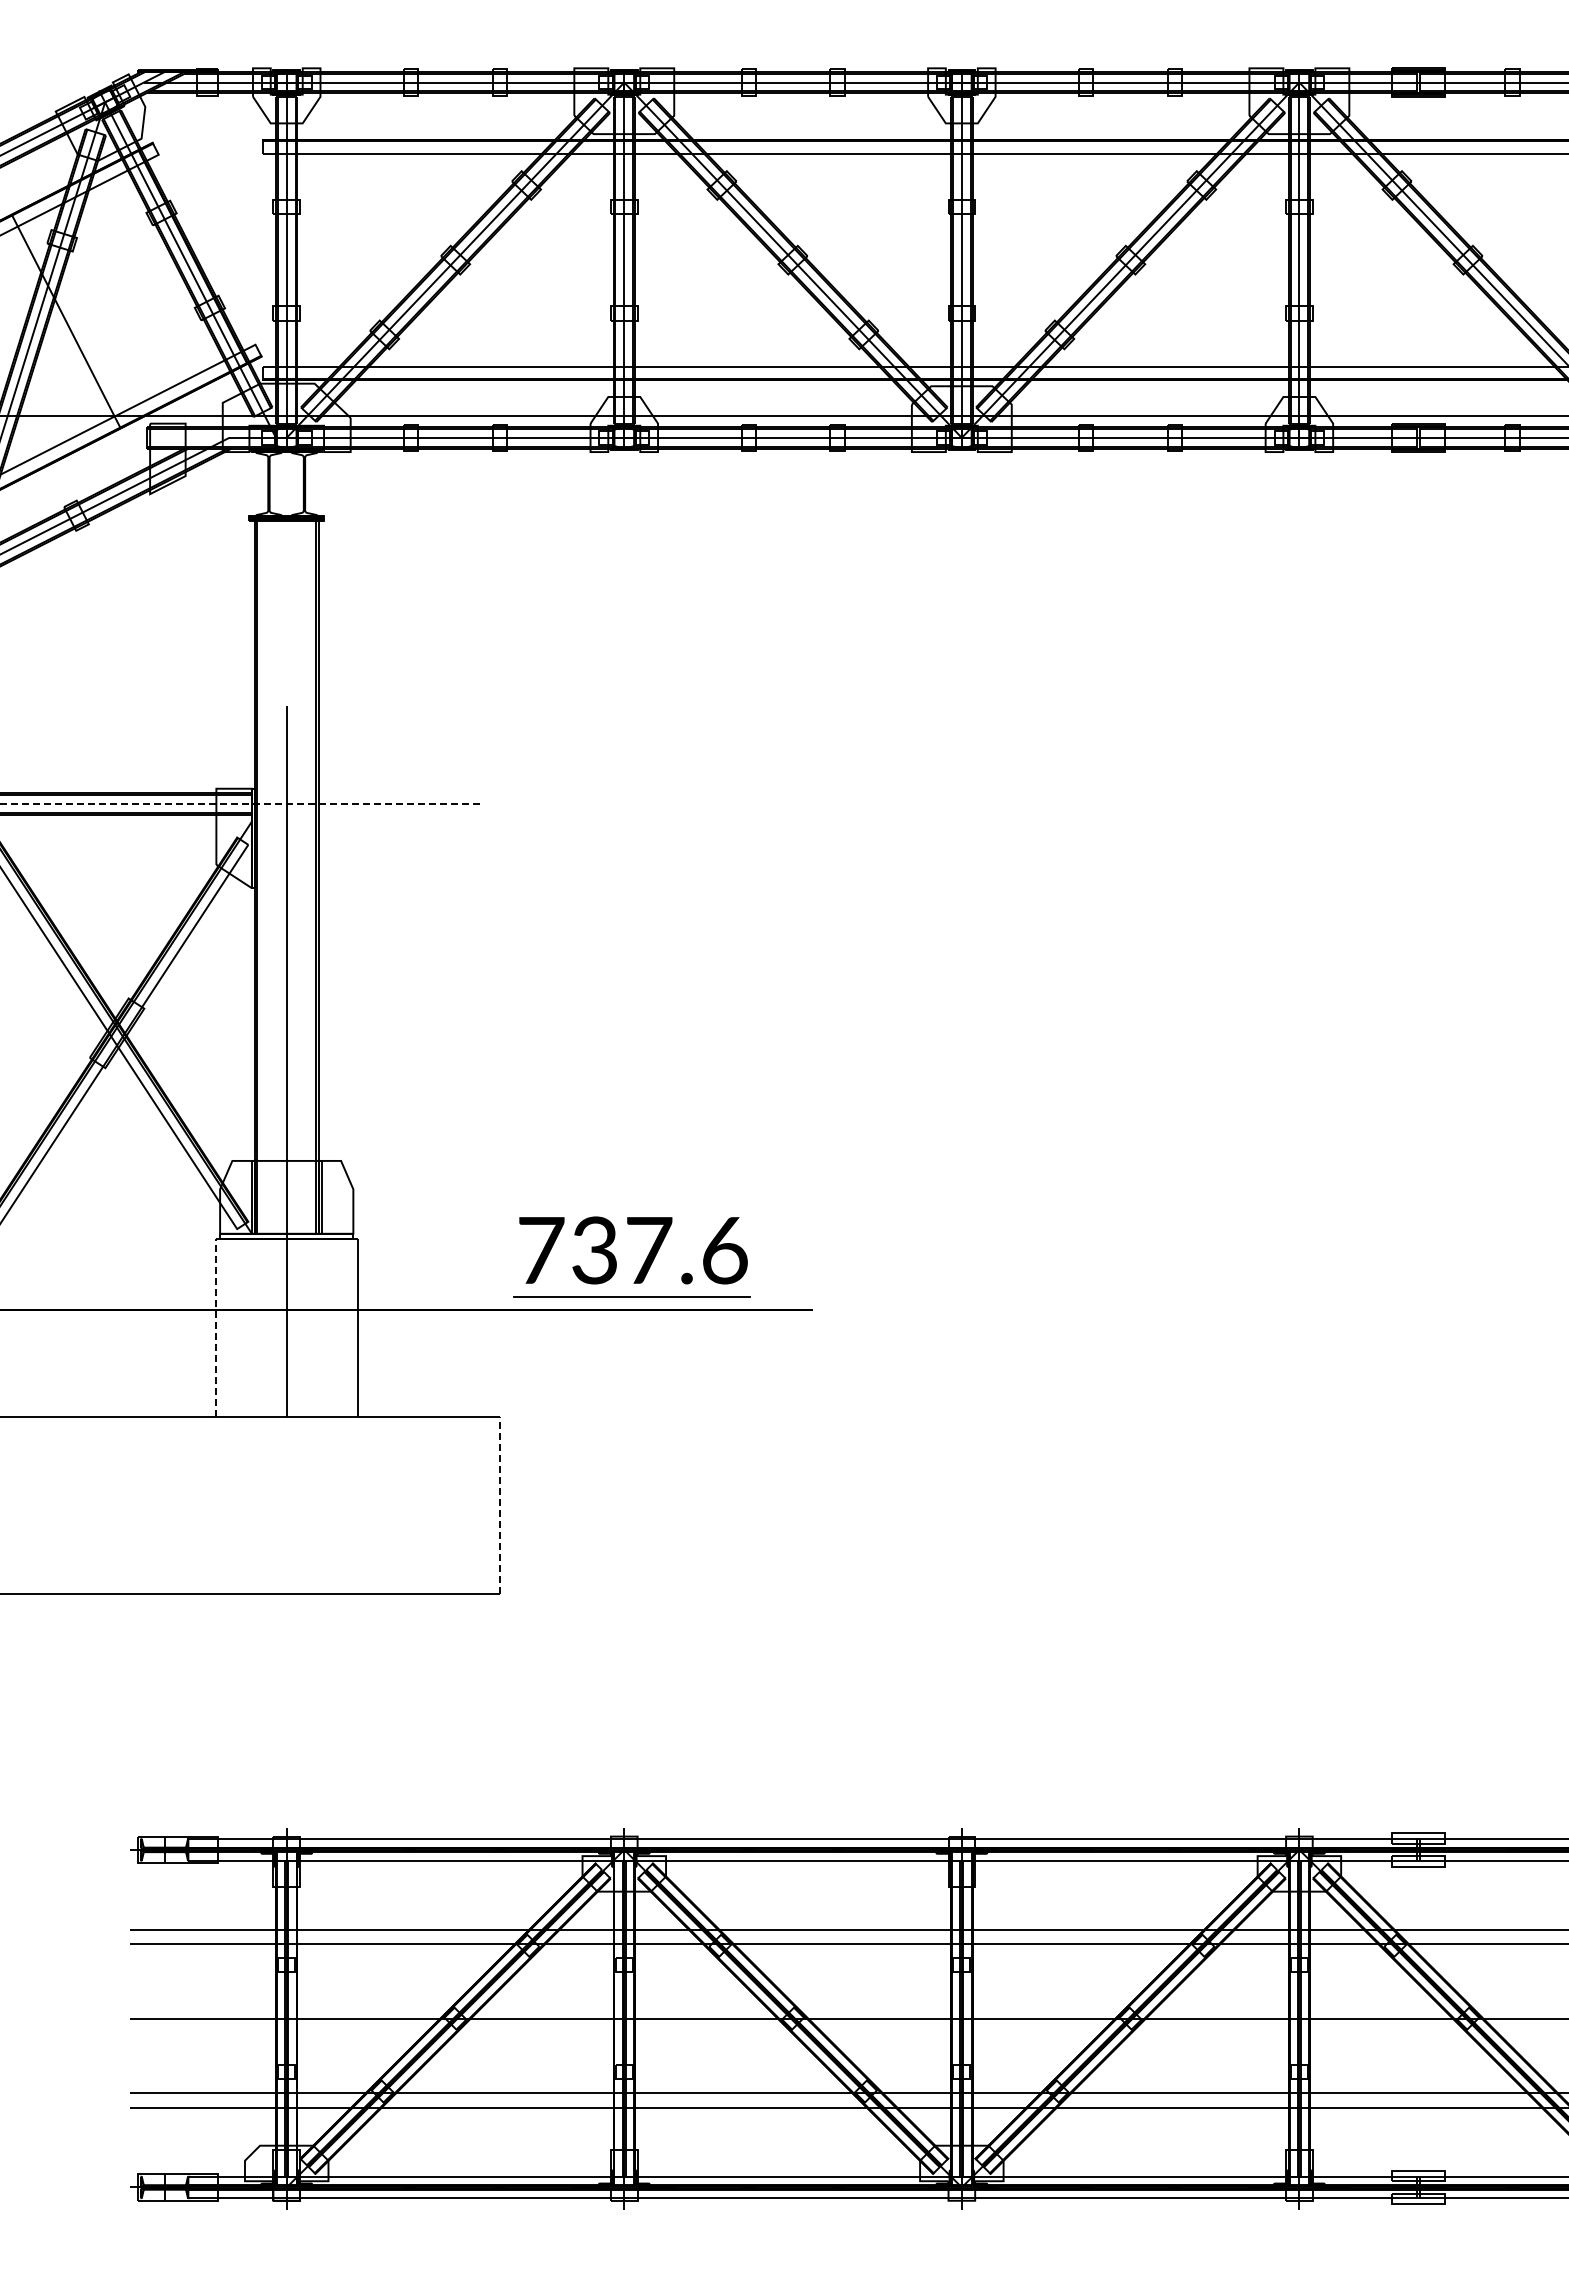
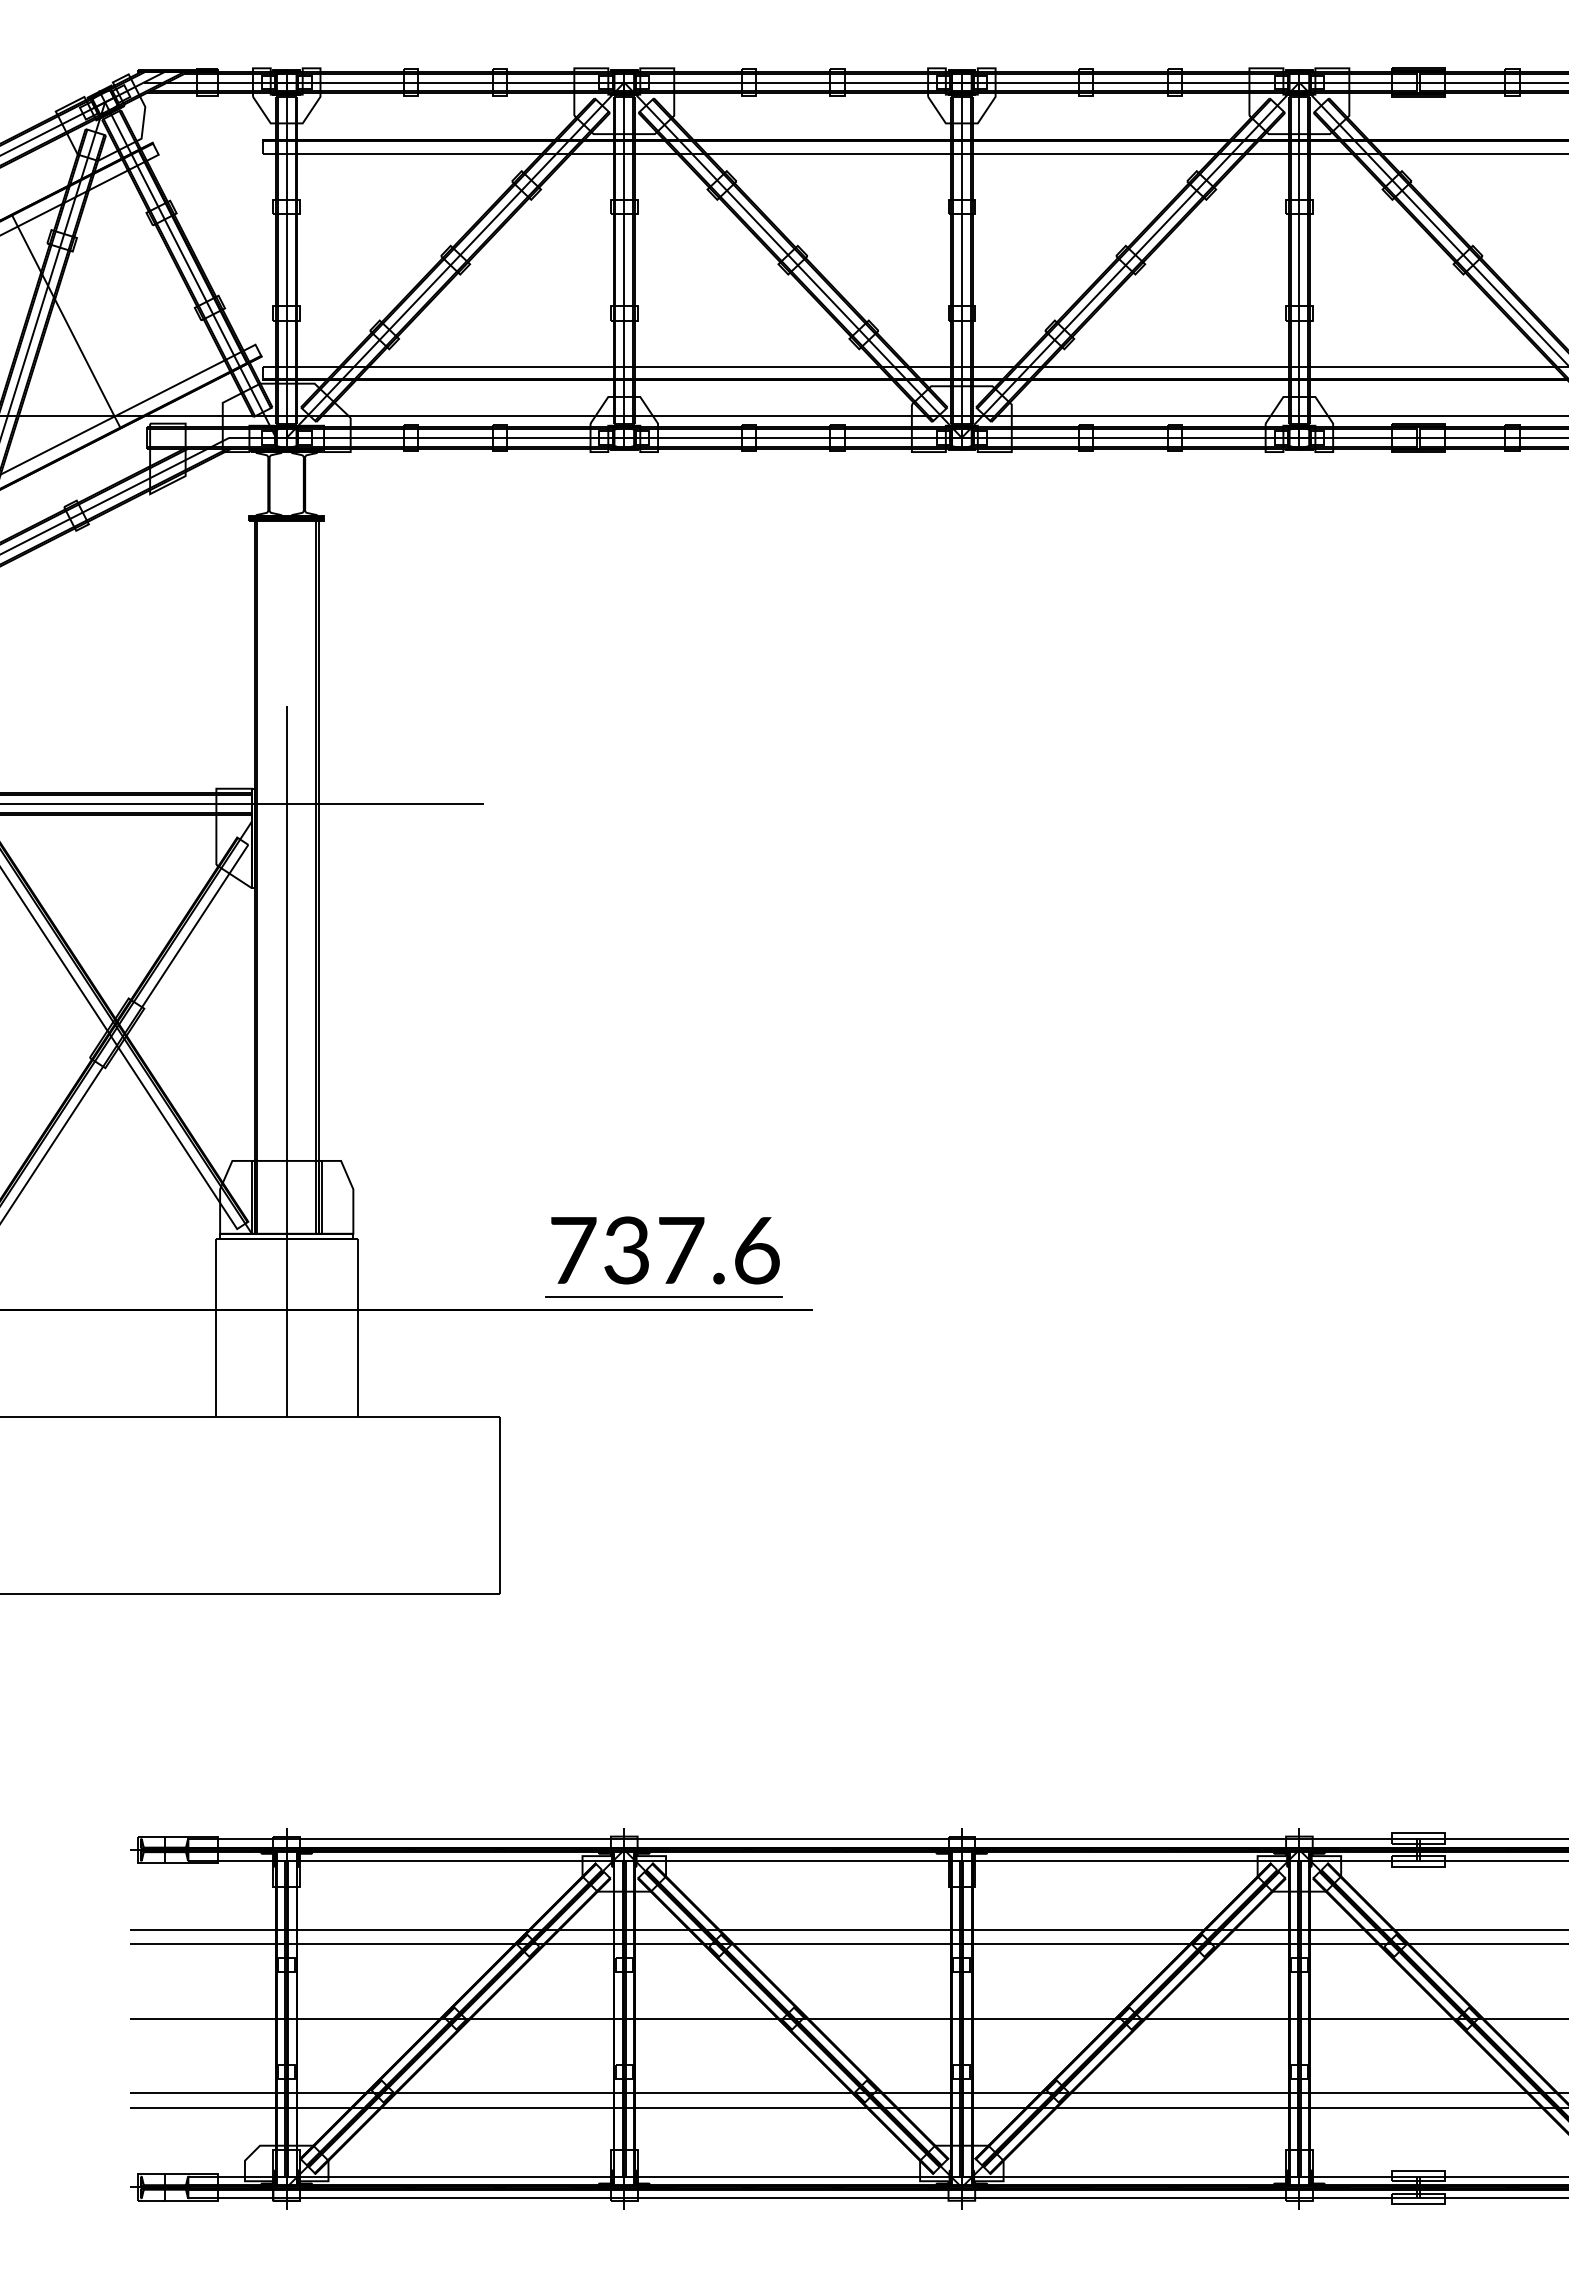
line: dashed -> solid (242, 803)
part position: (643, 1263) -> (675, 1263) (675, 1263)
line: dashed -> solid (215, 1327)
line: dashed -> solid (499, 1505)
